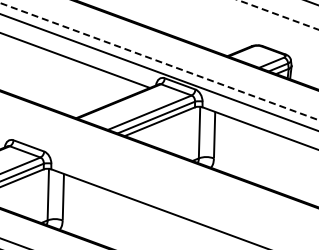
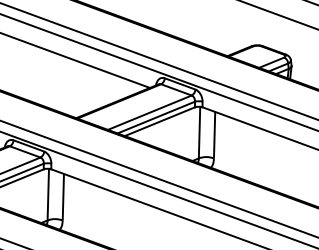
line: dashed -> solid (277, 14)
line: dashed -> solid (160, 61)
line: none -> present (158, 178)
line: none -> present (157, 189)
